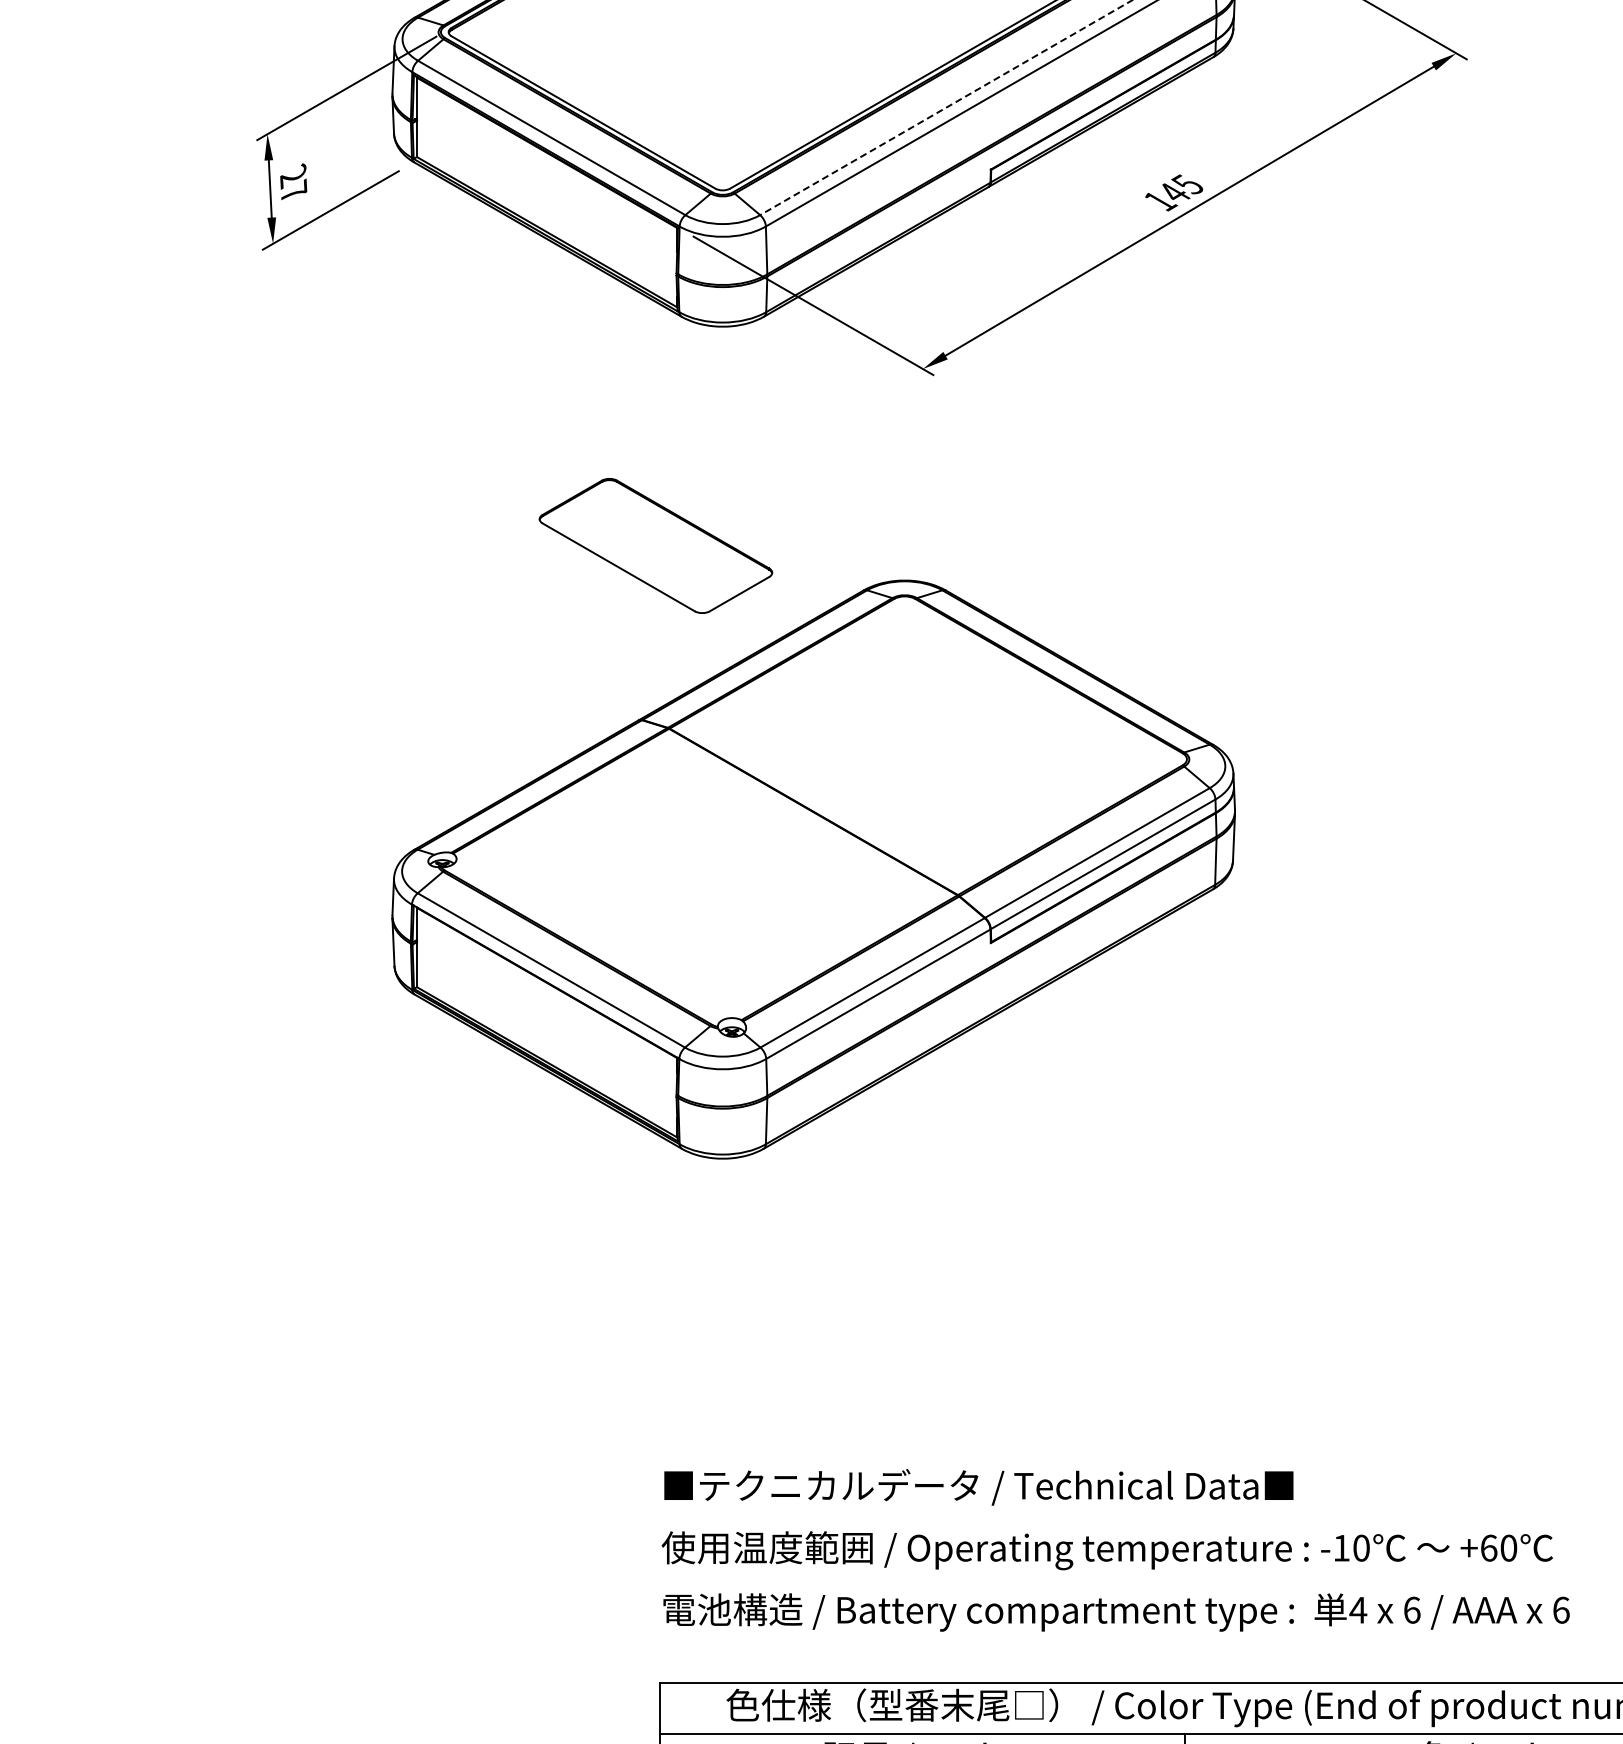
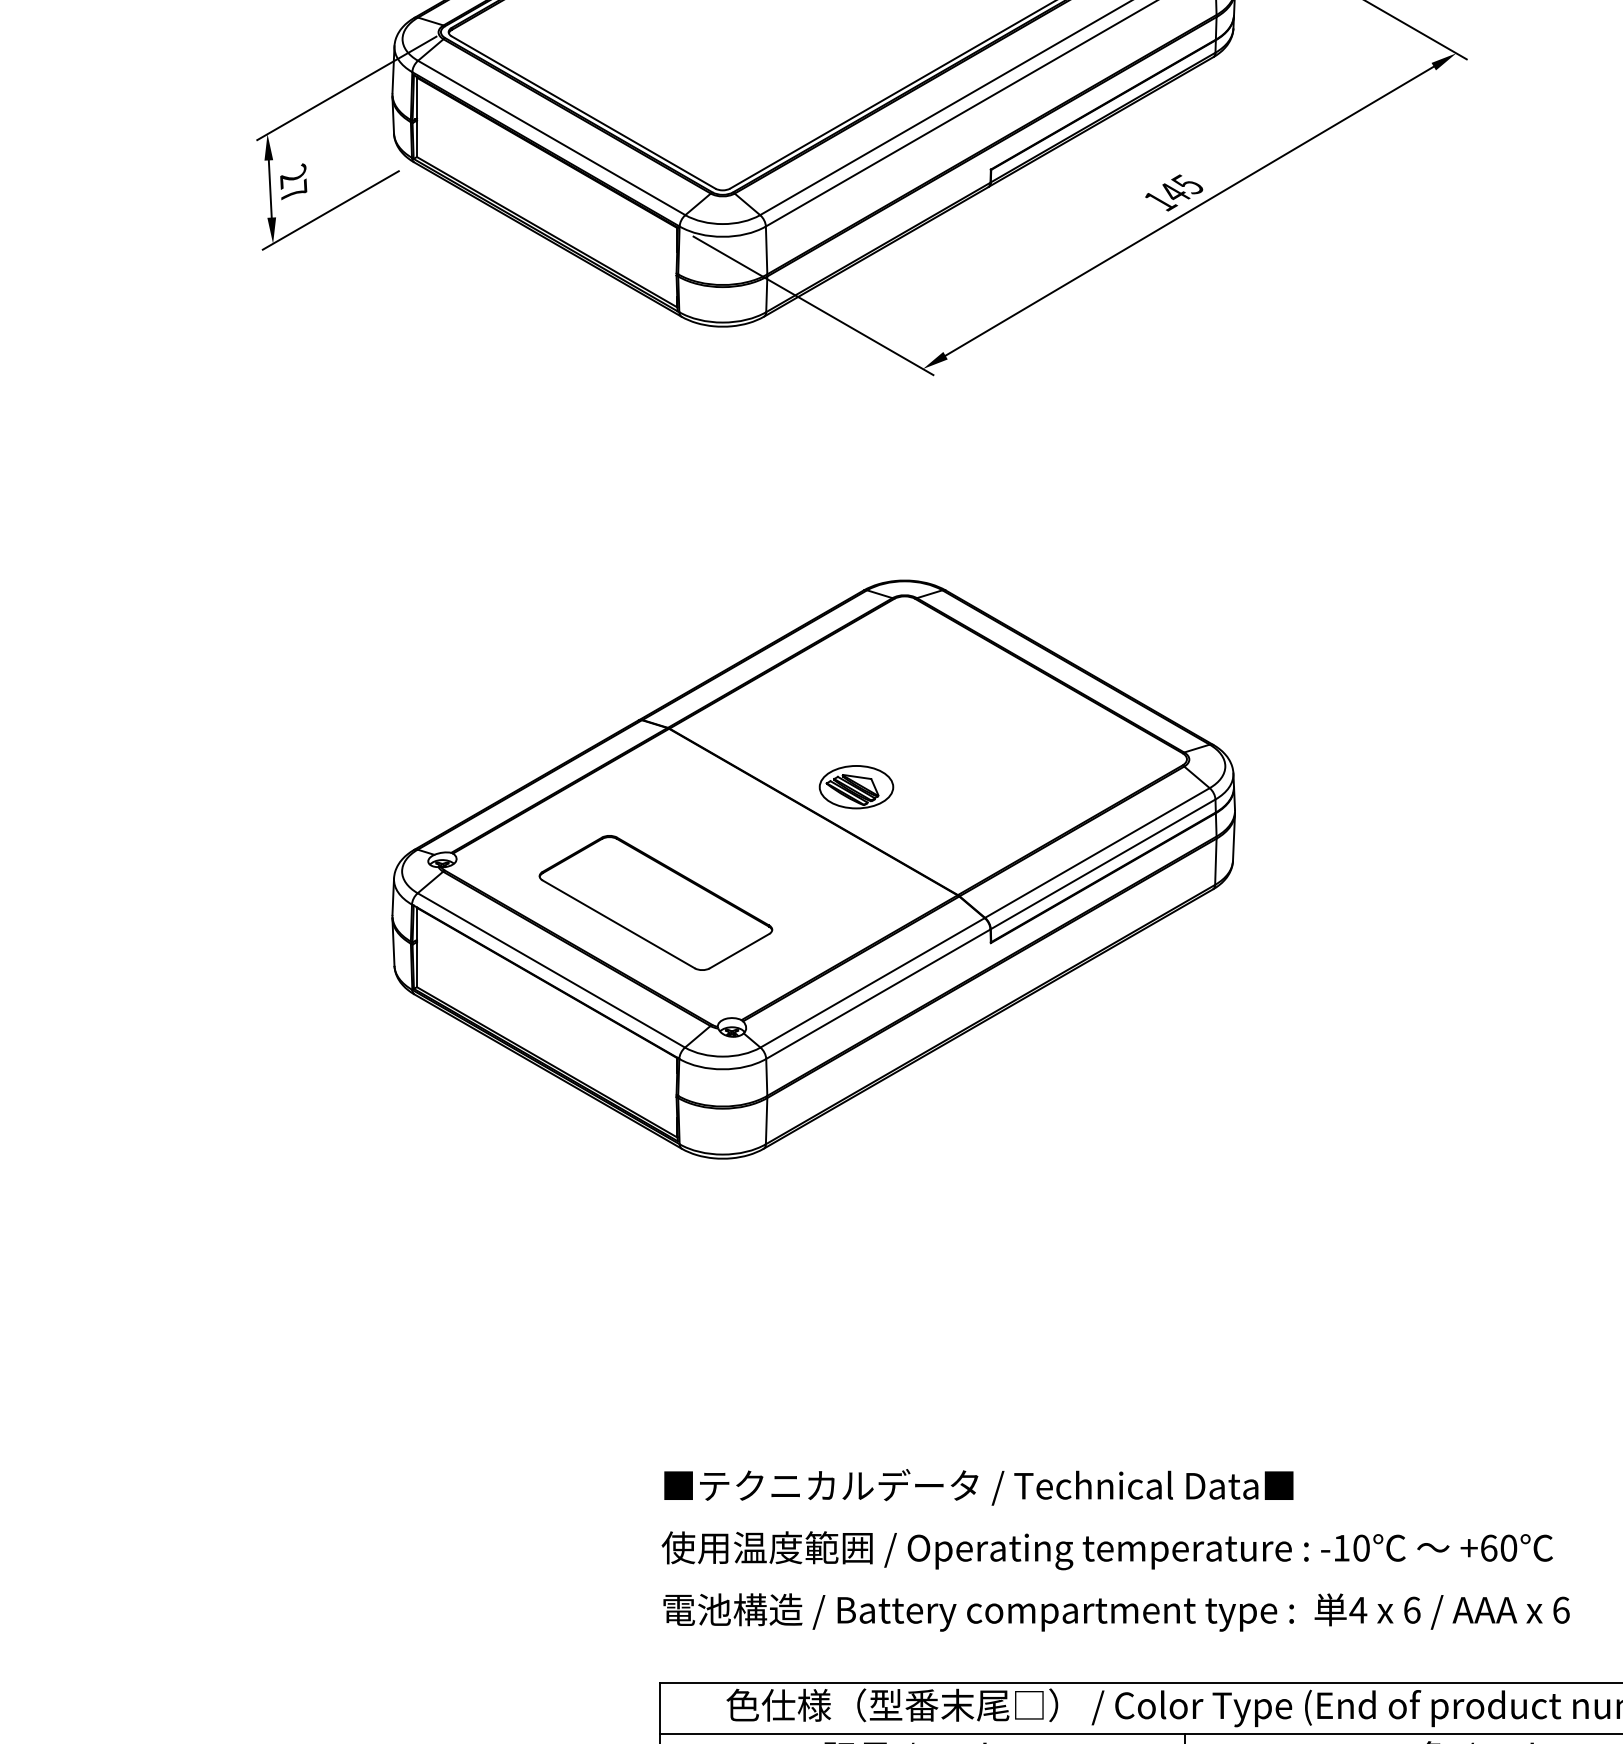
line: dashed -> solid (946, 107)
part position: (655, 545) -> (655, 902) (655, 902)
part: none -> present (856, 787)
